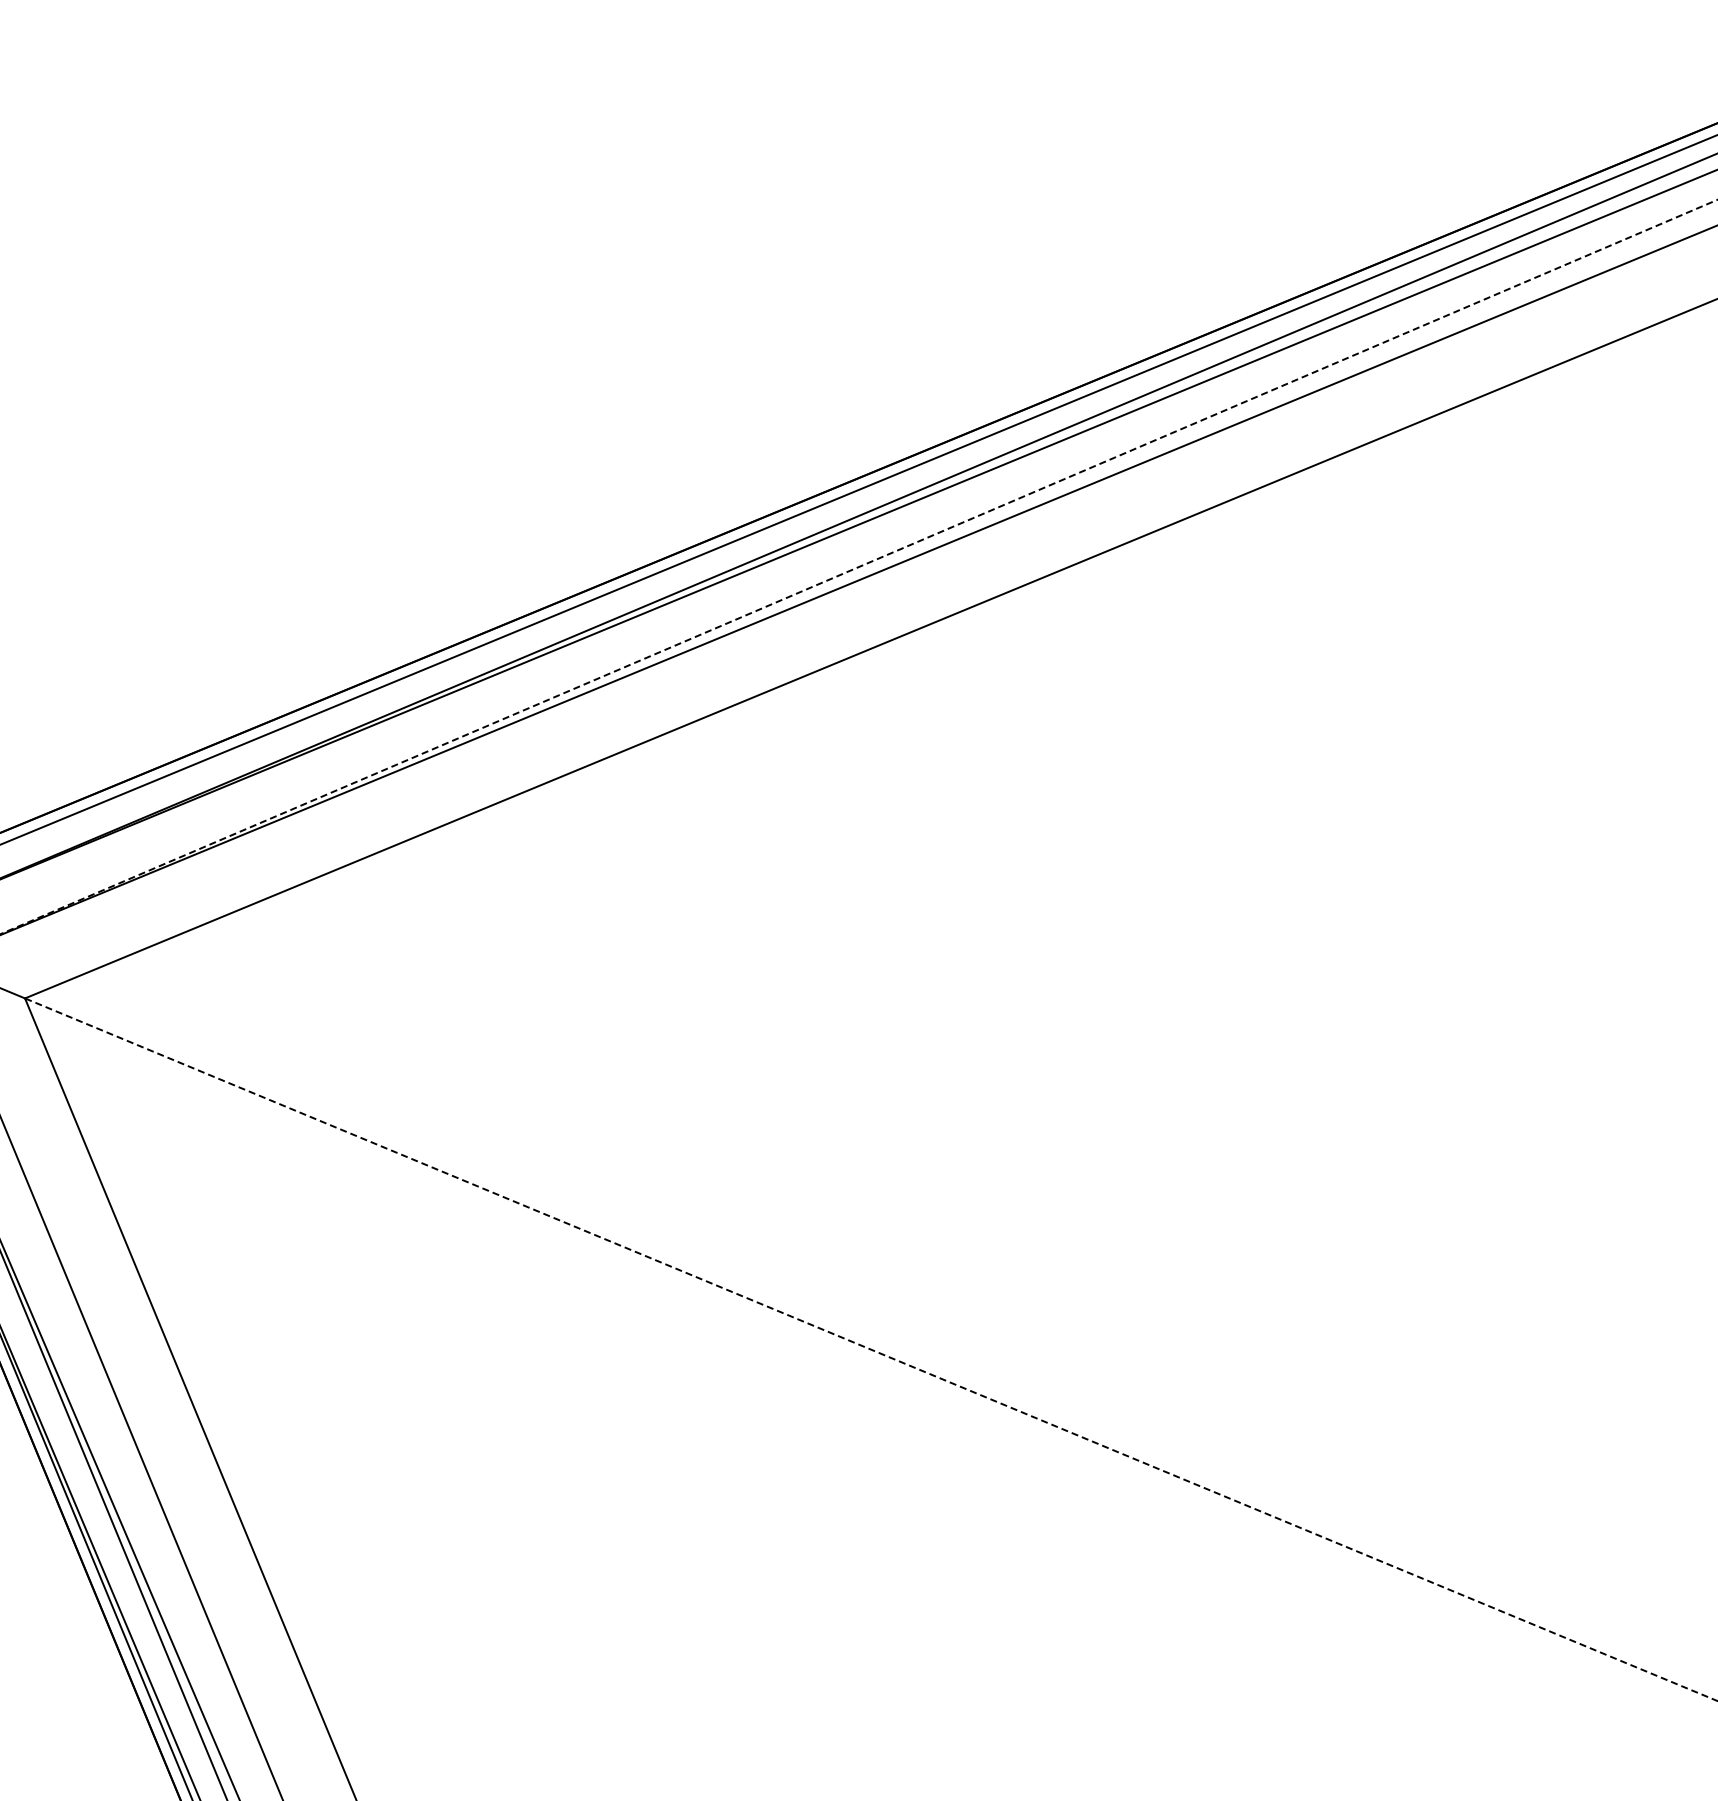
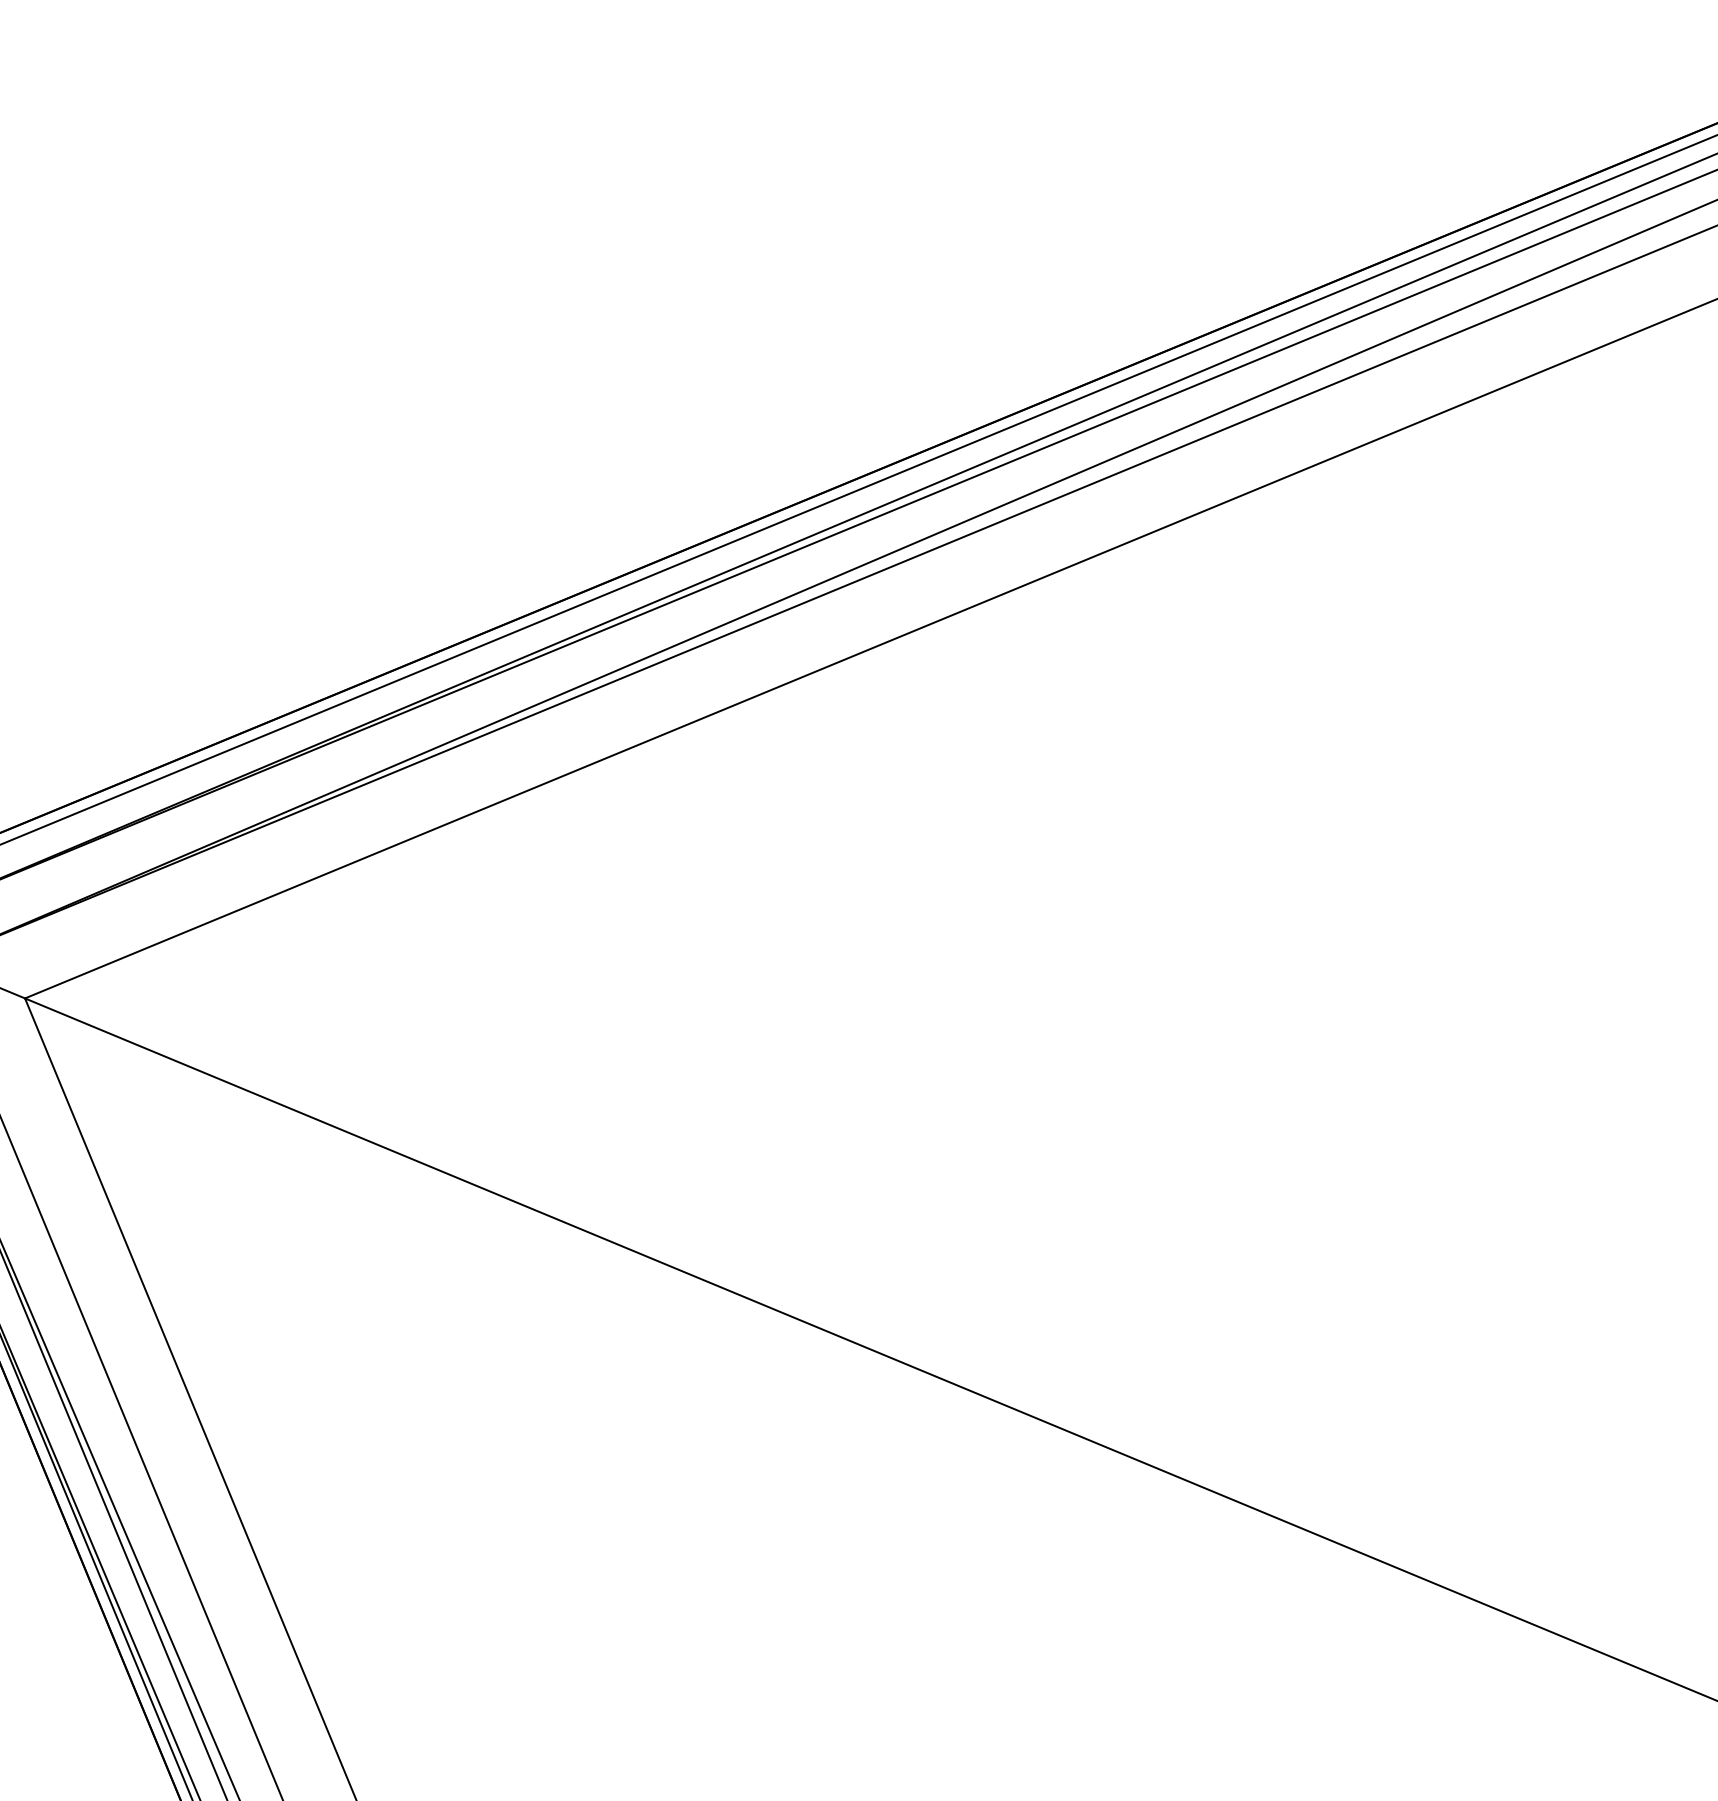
line: dashed -> solid (859, 566)
line: dashed -> solid (870, 1349)
